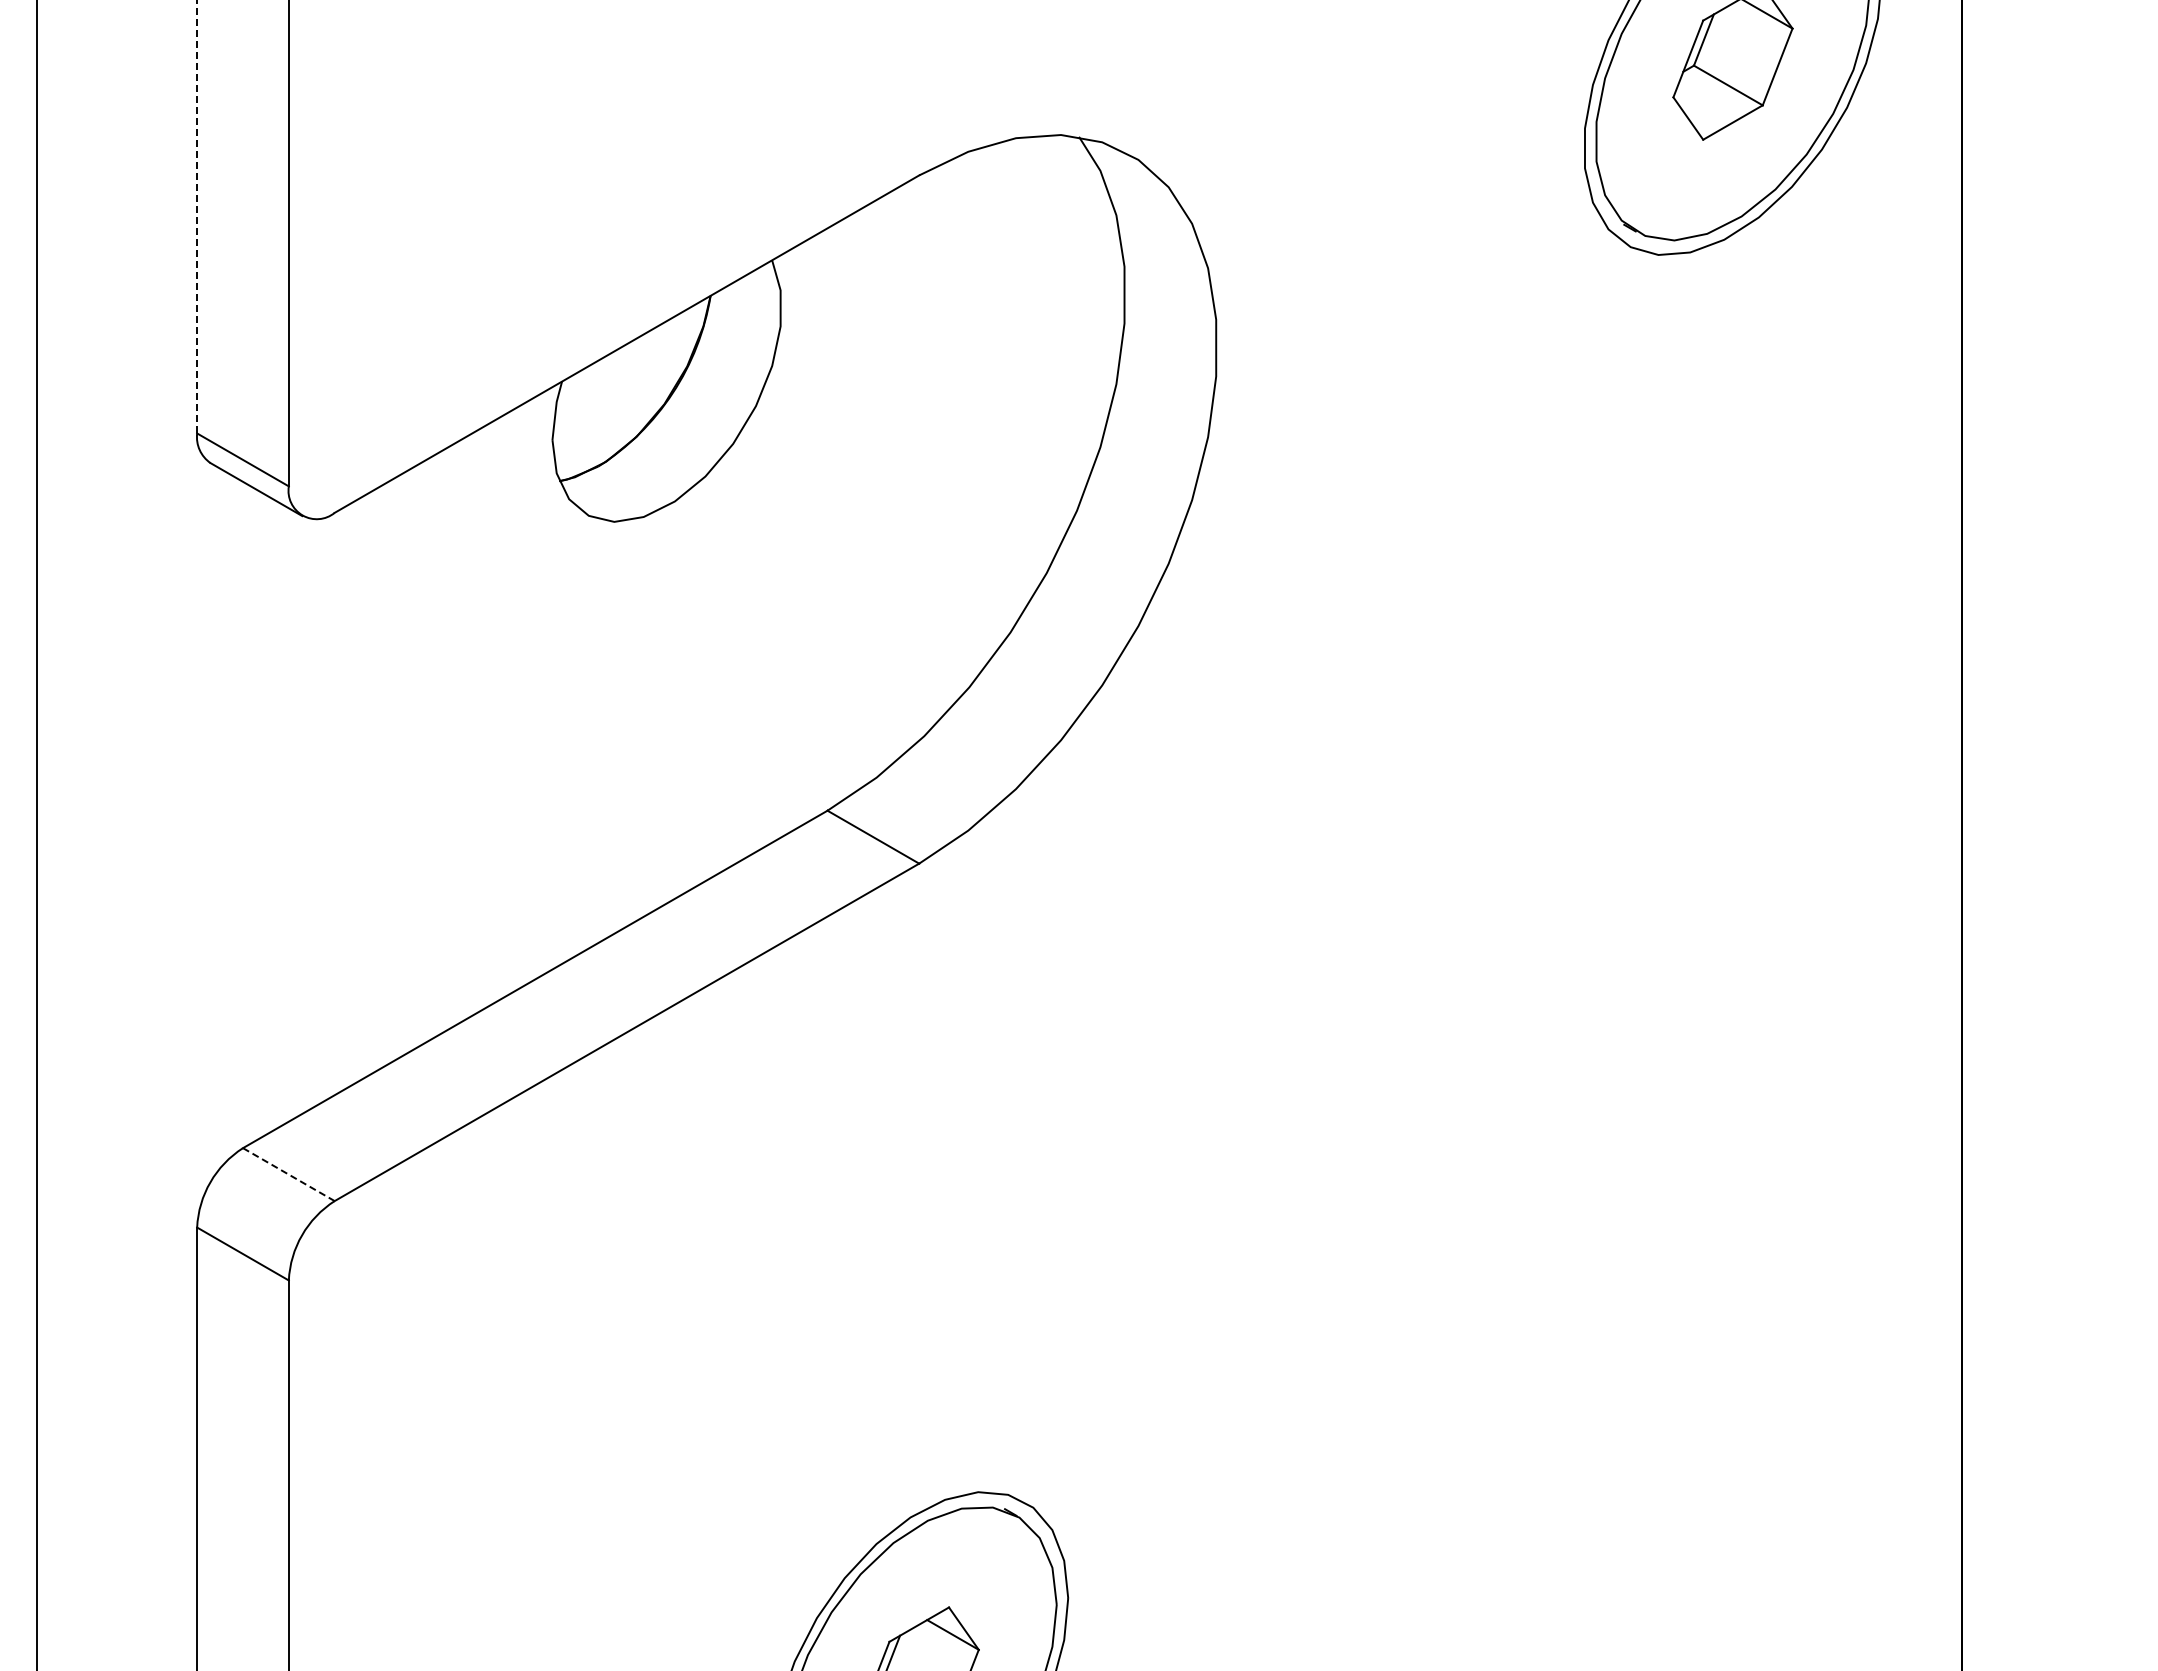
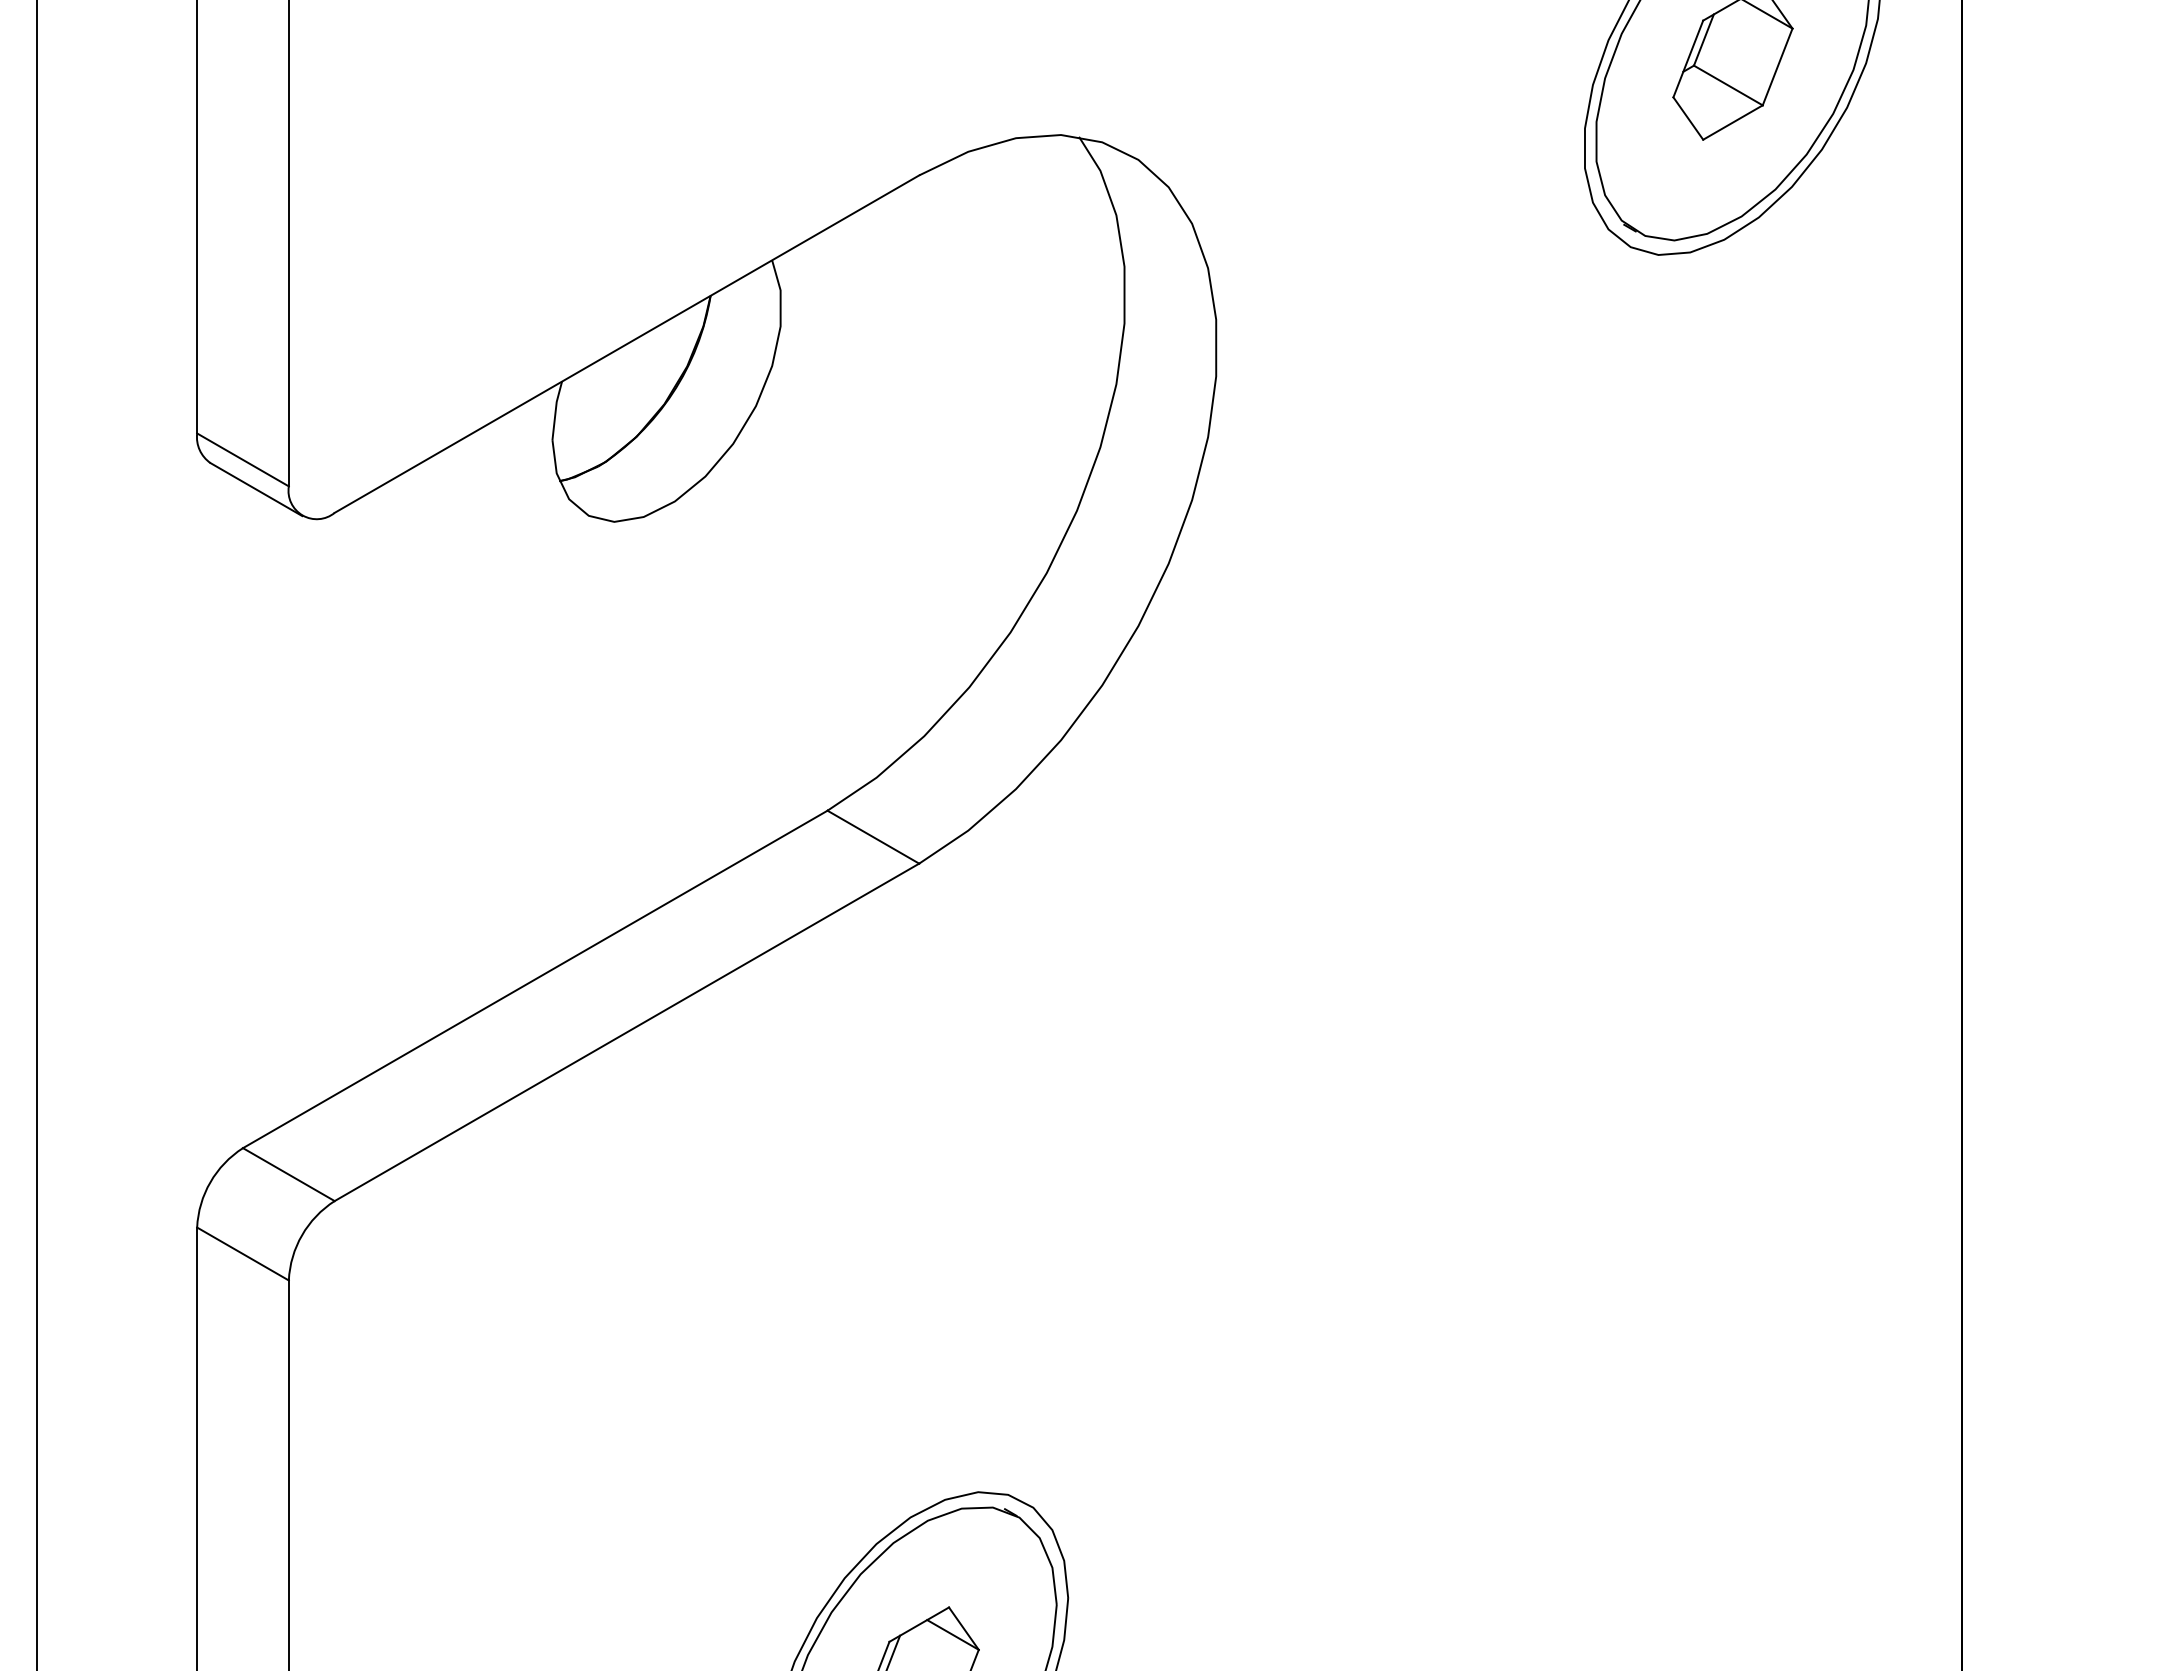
line: dashed -> solid (197, 216)
line: dashed -> solid (288, 1174)
